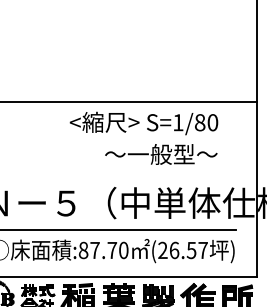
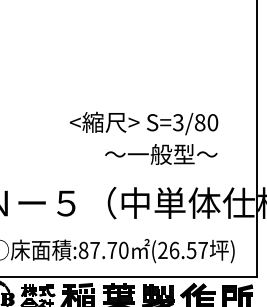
line: present -> none (129, 101)
text: S=1/80 -> S=3/80 (178, 122)
line: present -> none (119, 230)
